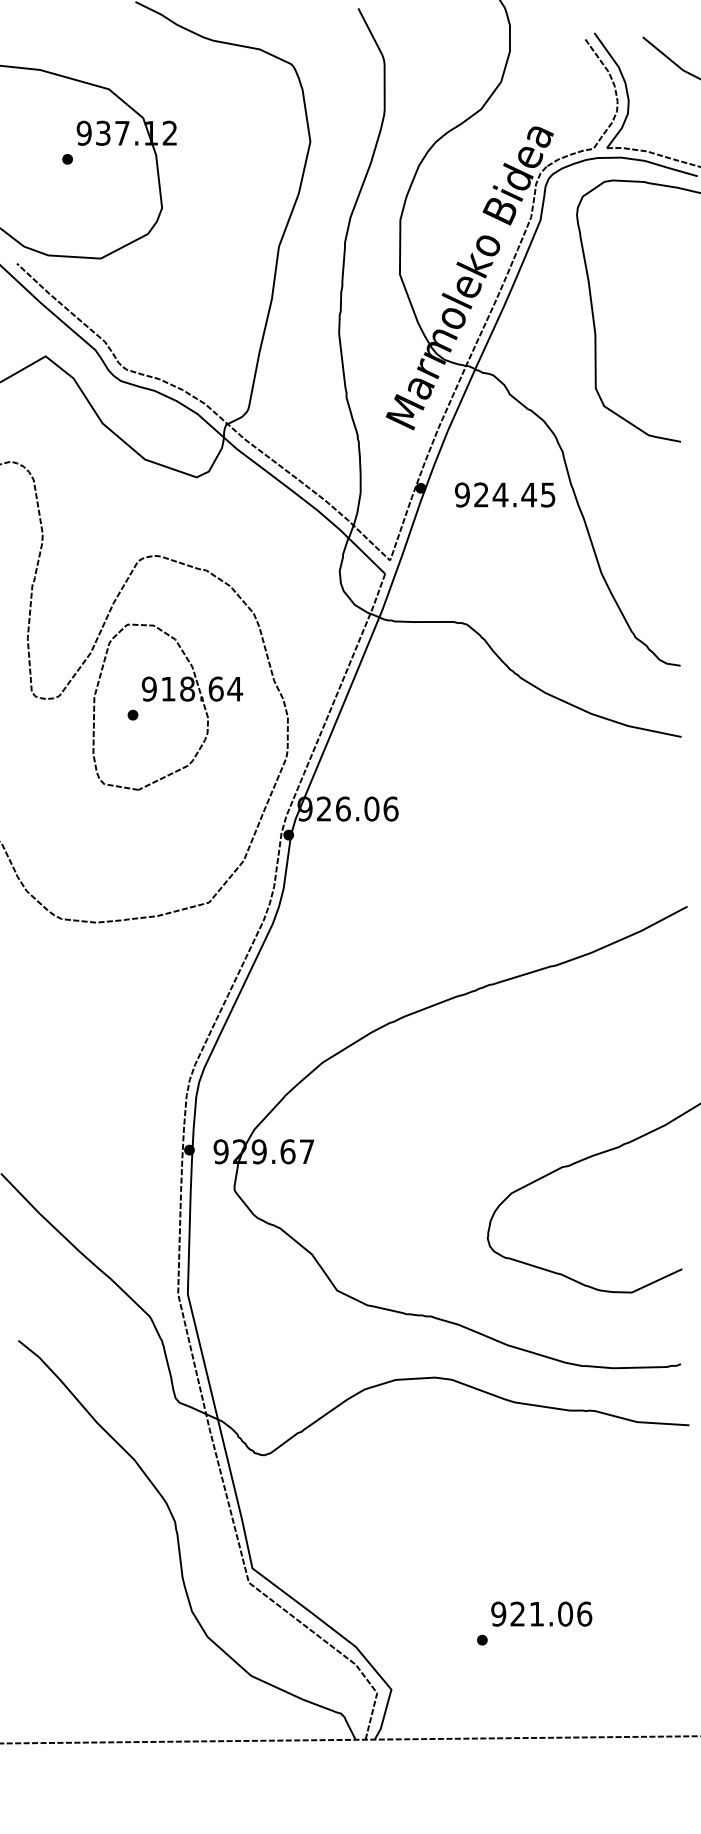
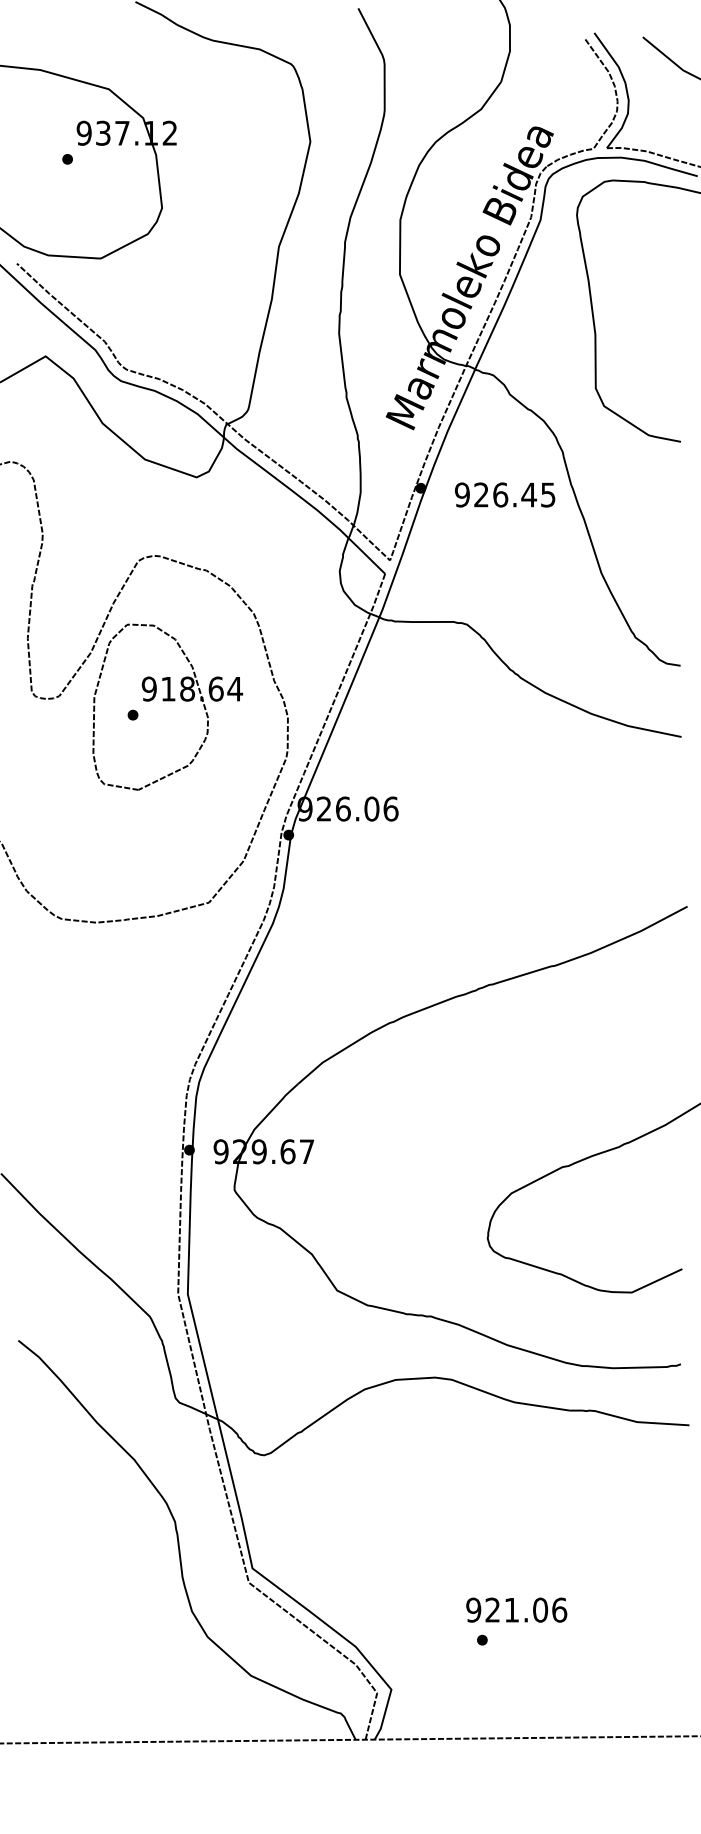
text: 924.45 -> 926.45 (500, 494)
text position: (541, 1613) -> (516, 1609) (516, 1609)
